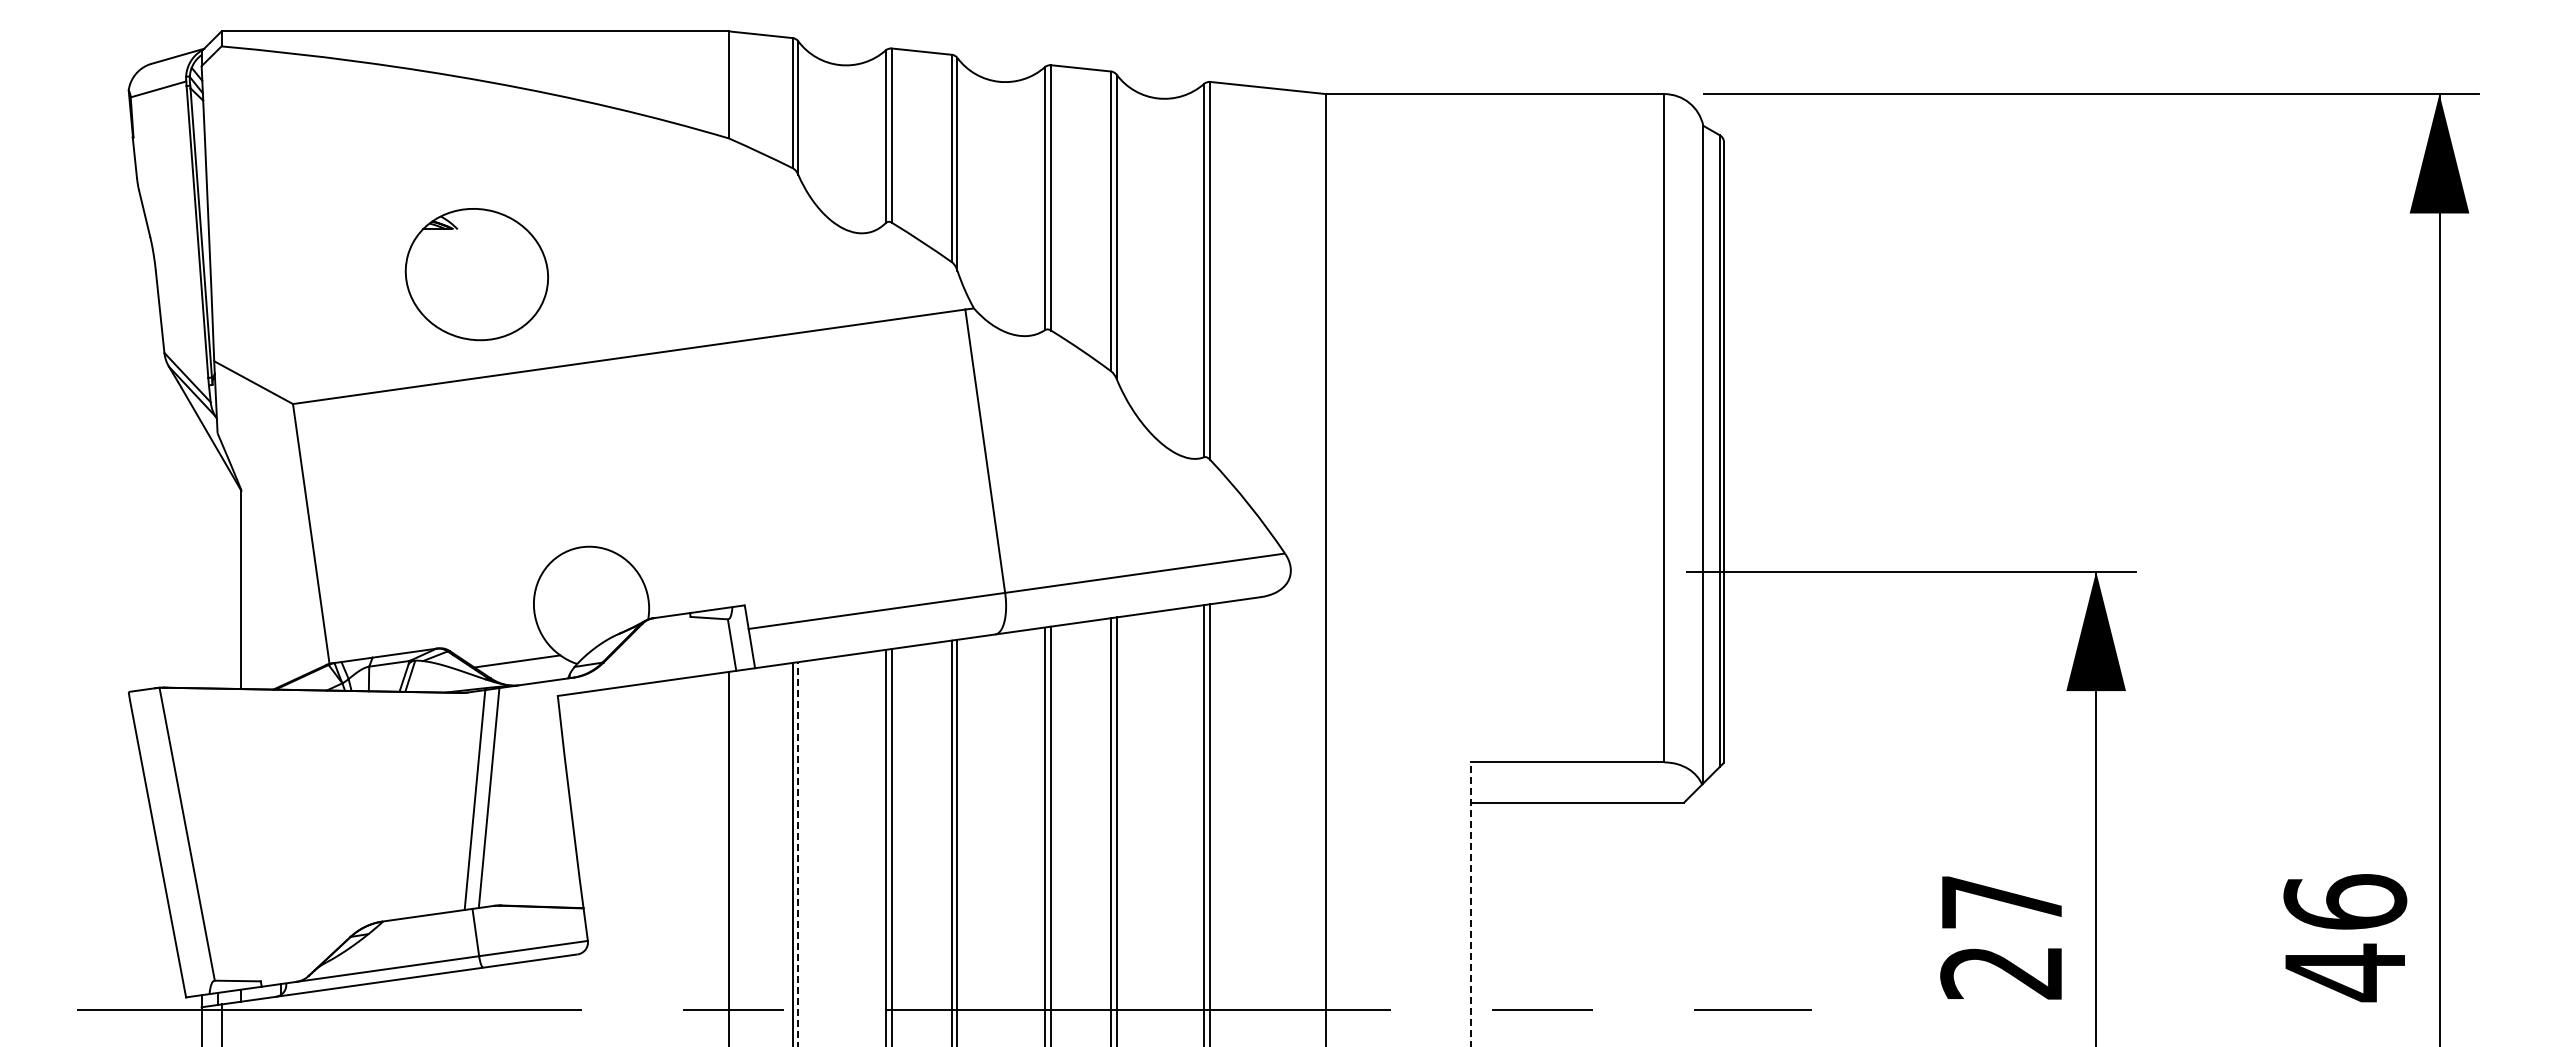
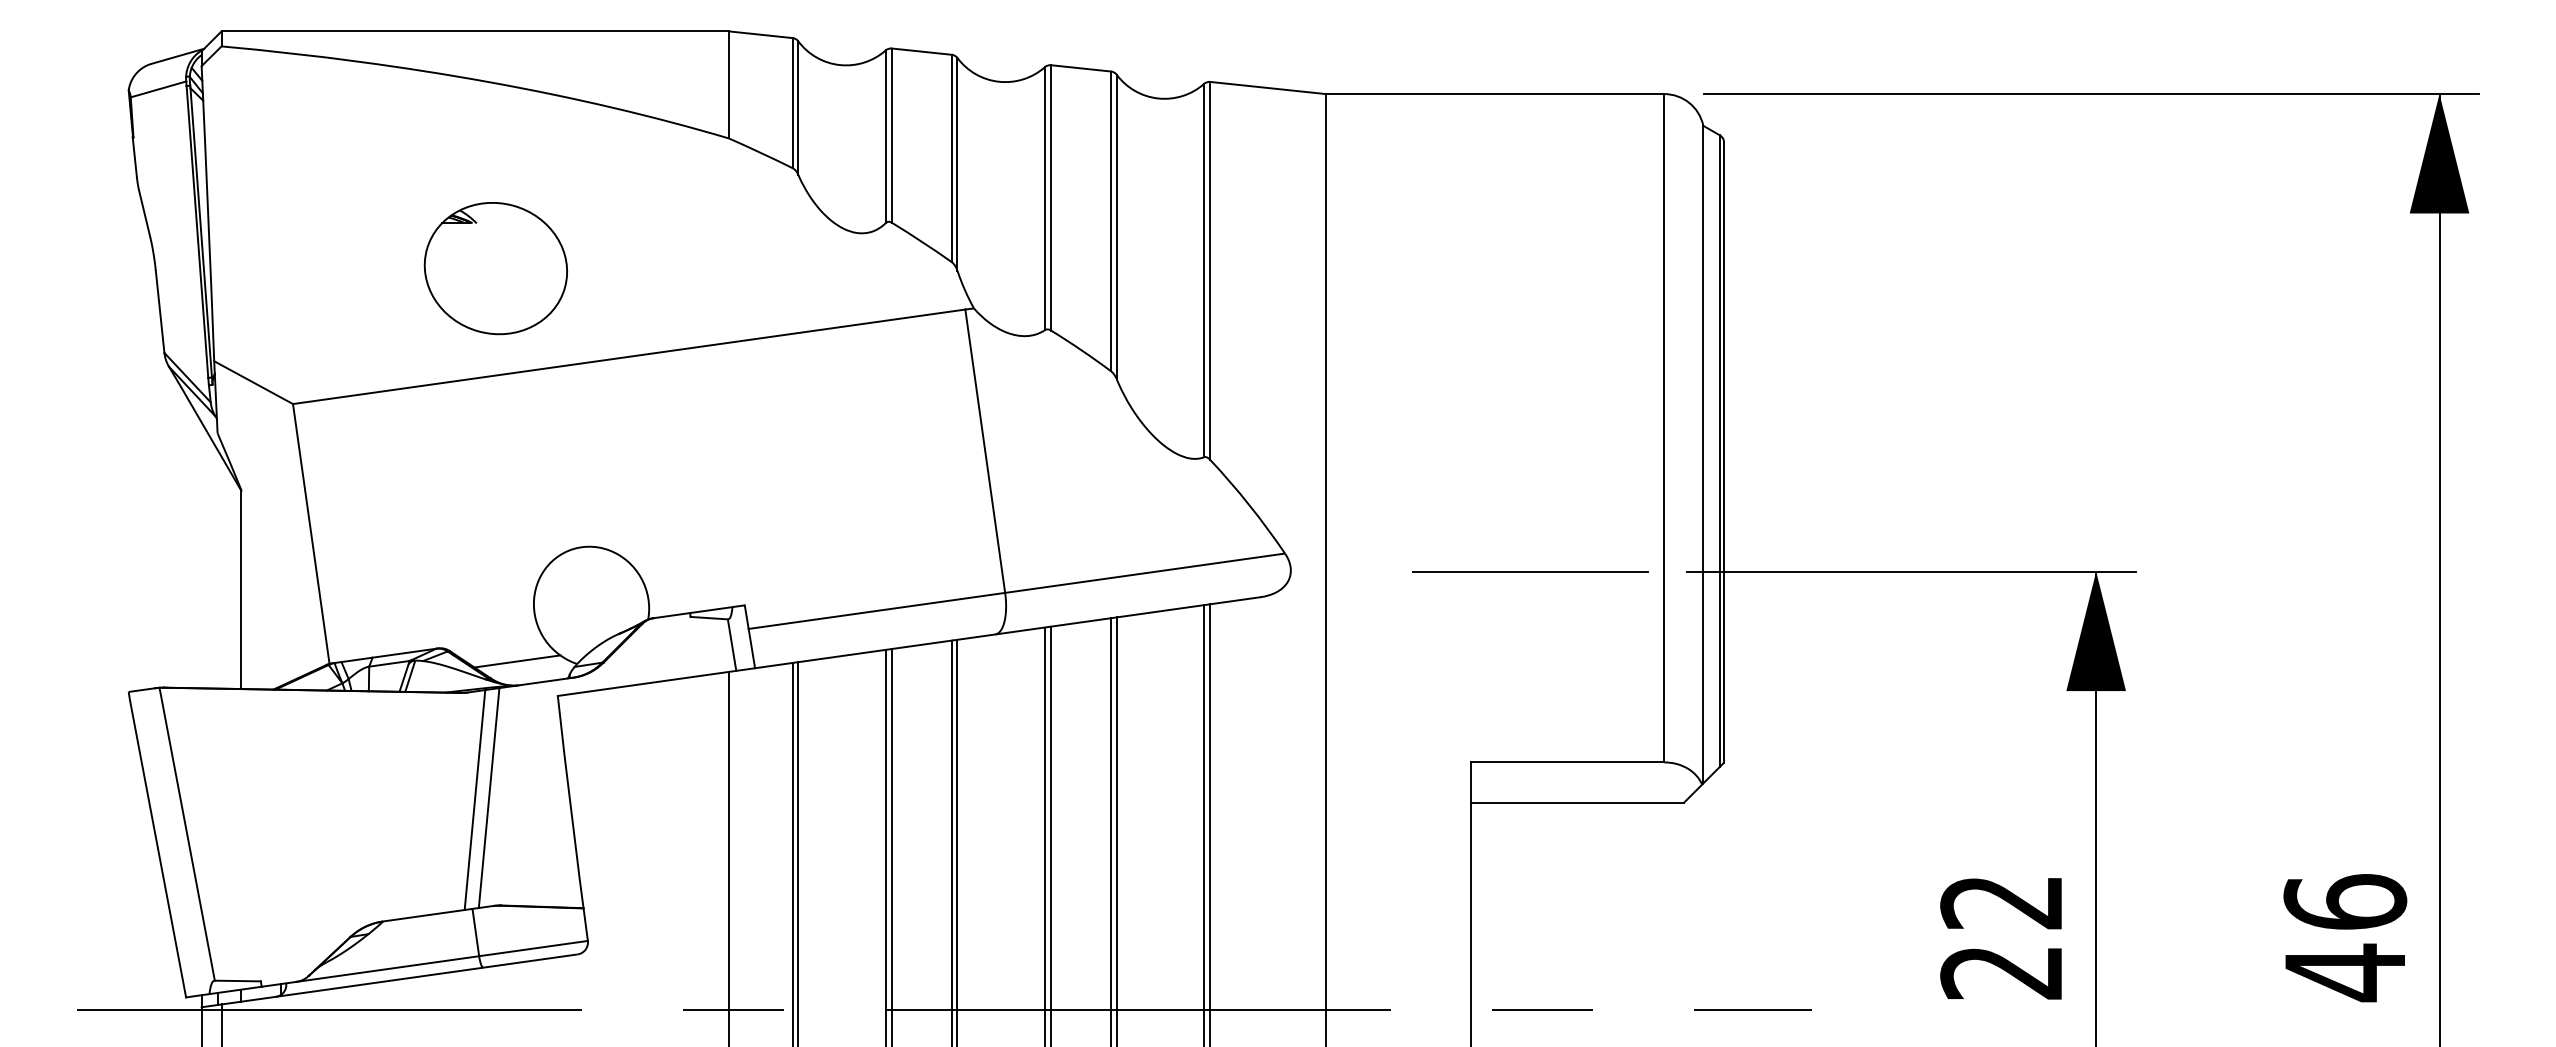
part position: (476, 274) -> (495, 268) (495, 268)
line: none -> present (1530, 571)
line: dashed -> solid (798, 854)
text: 27 -> 22 (2000, 902)
line: dashed -> solid (1471, 904)
